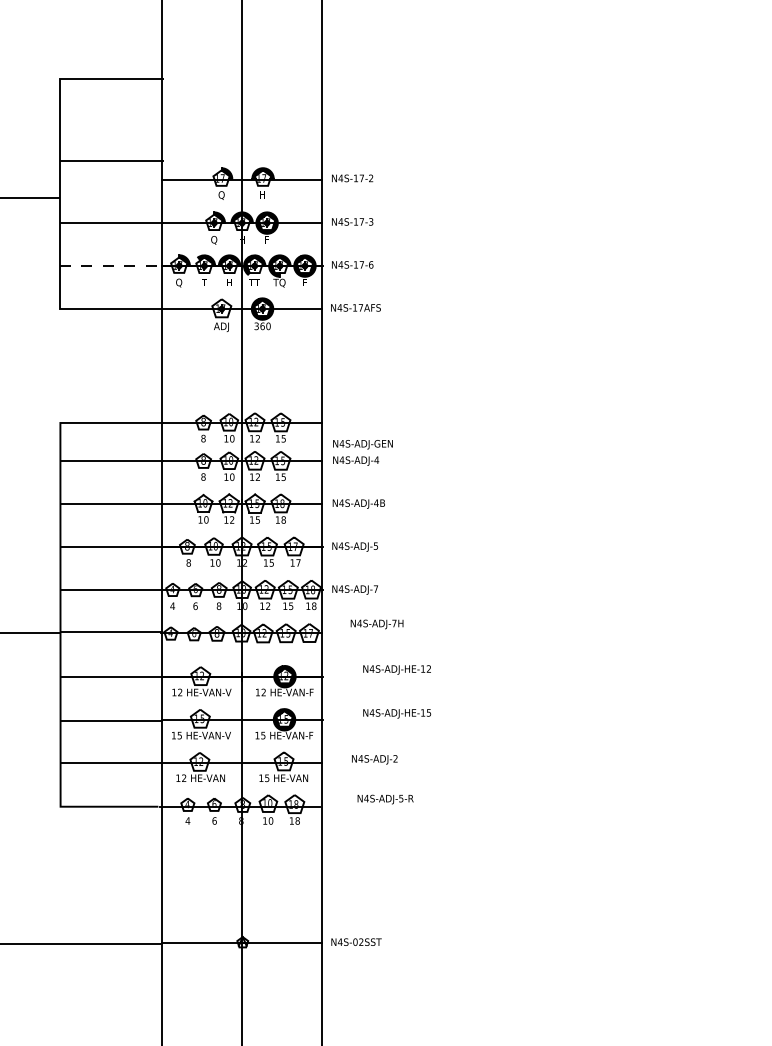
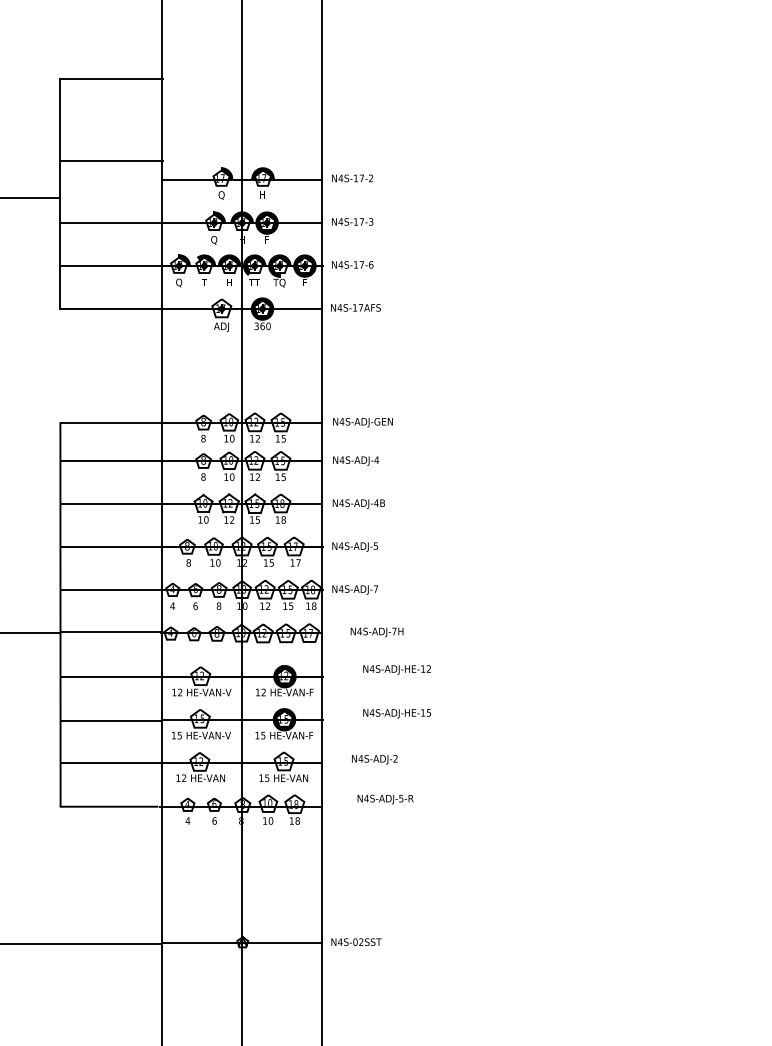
line: dashed -> solid (111, 266)
text position: (362, 444) -> (362, 422) (362, 422)
text position: (376, 624) -> (376, 632) (376, 632)
